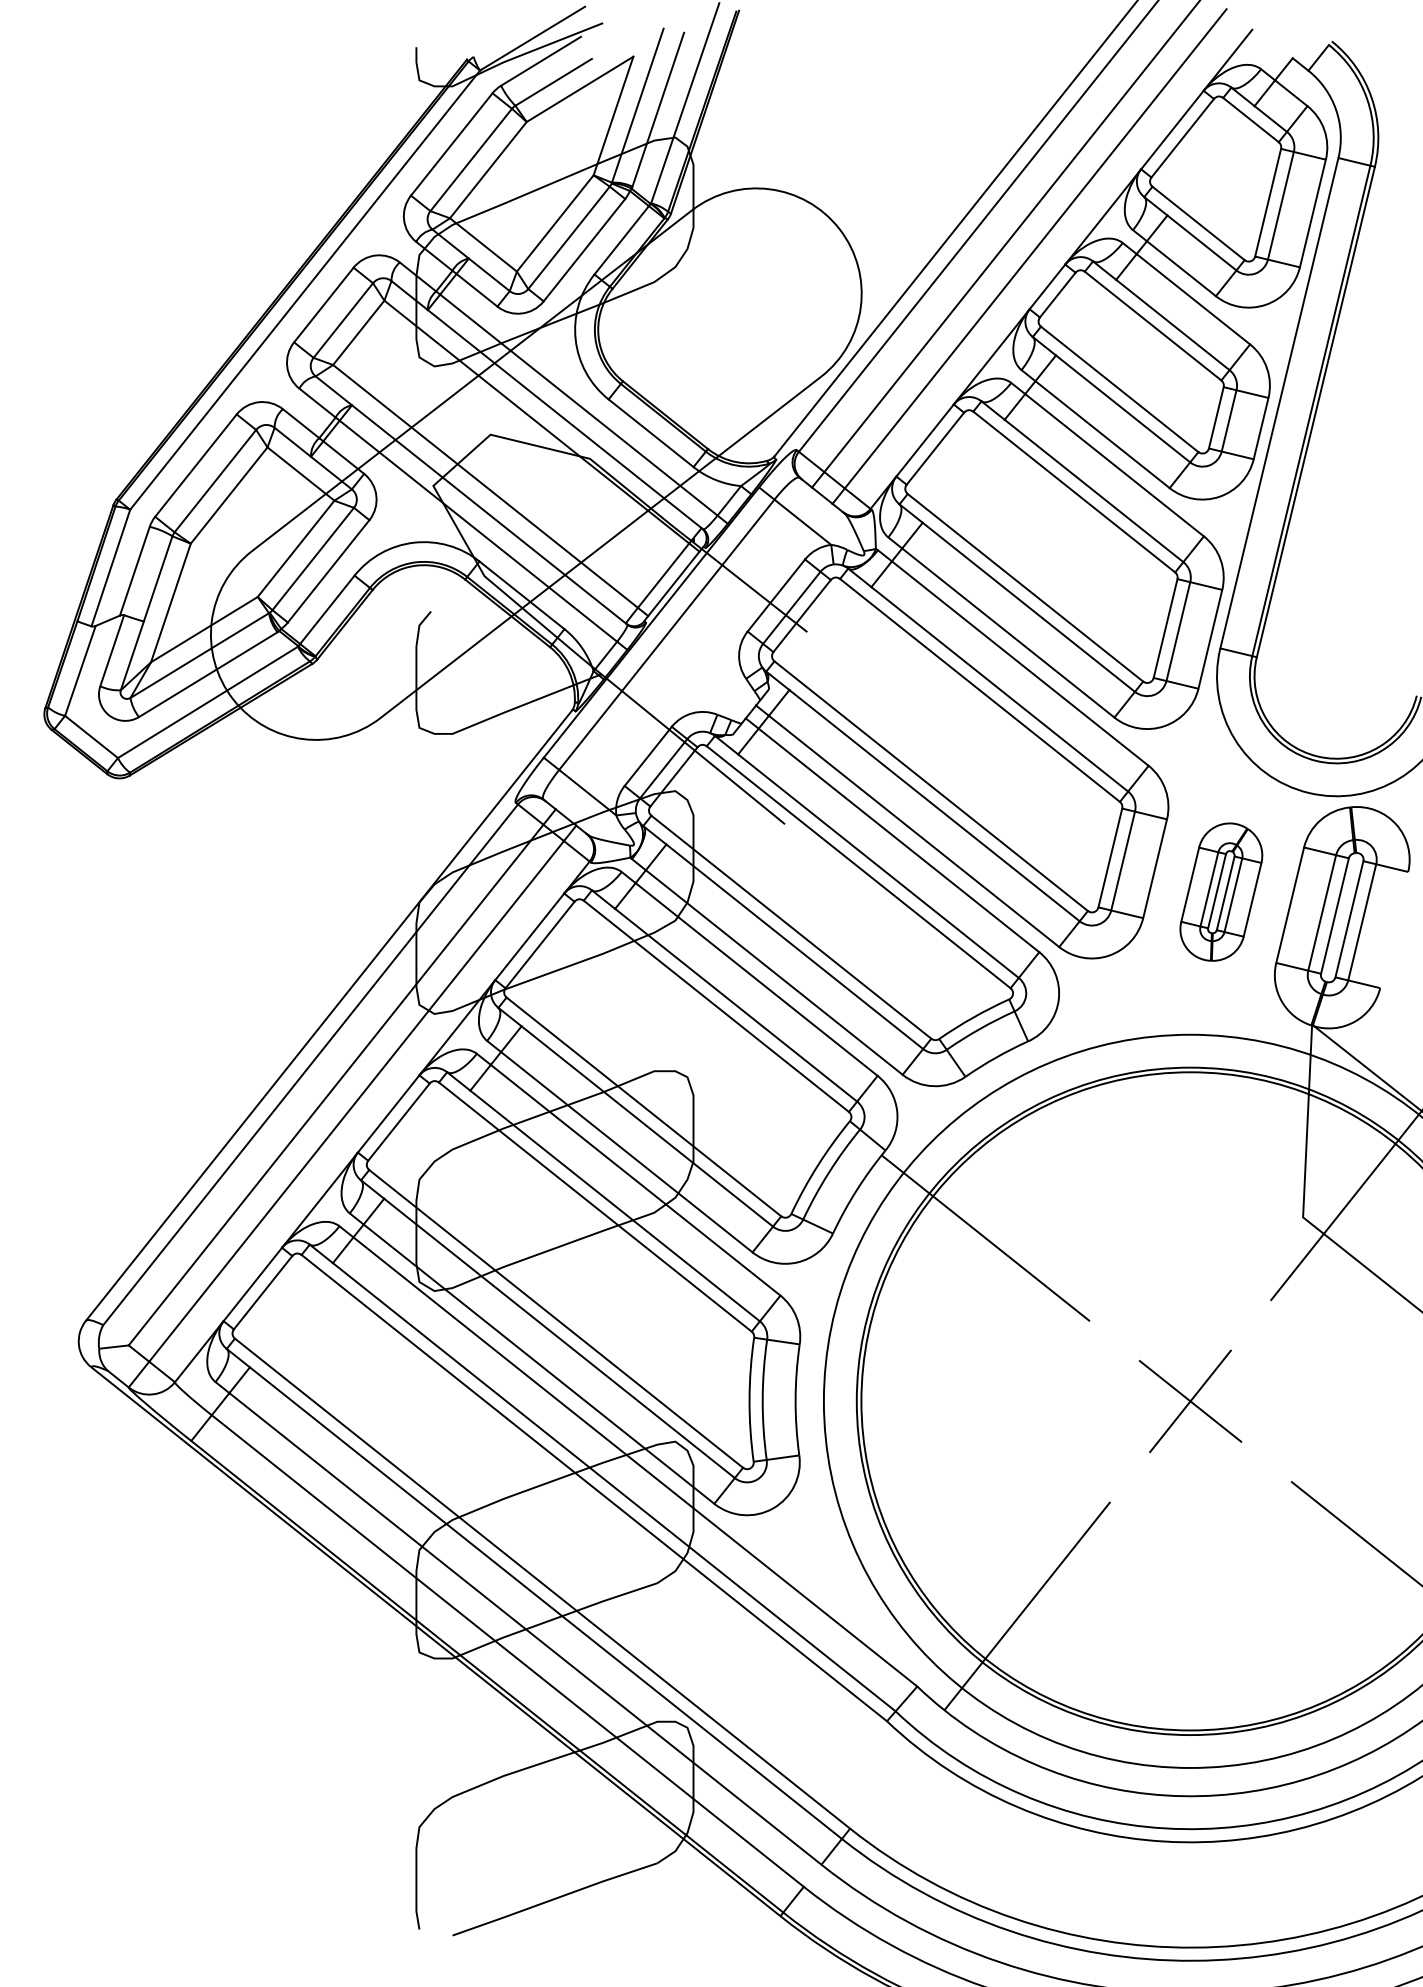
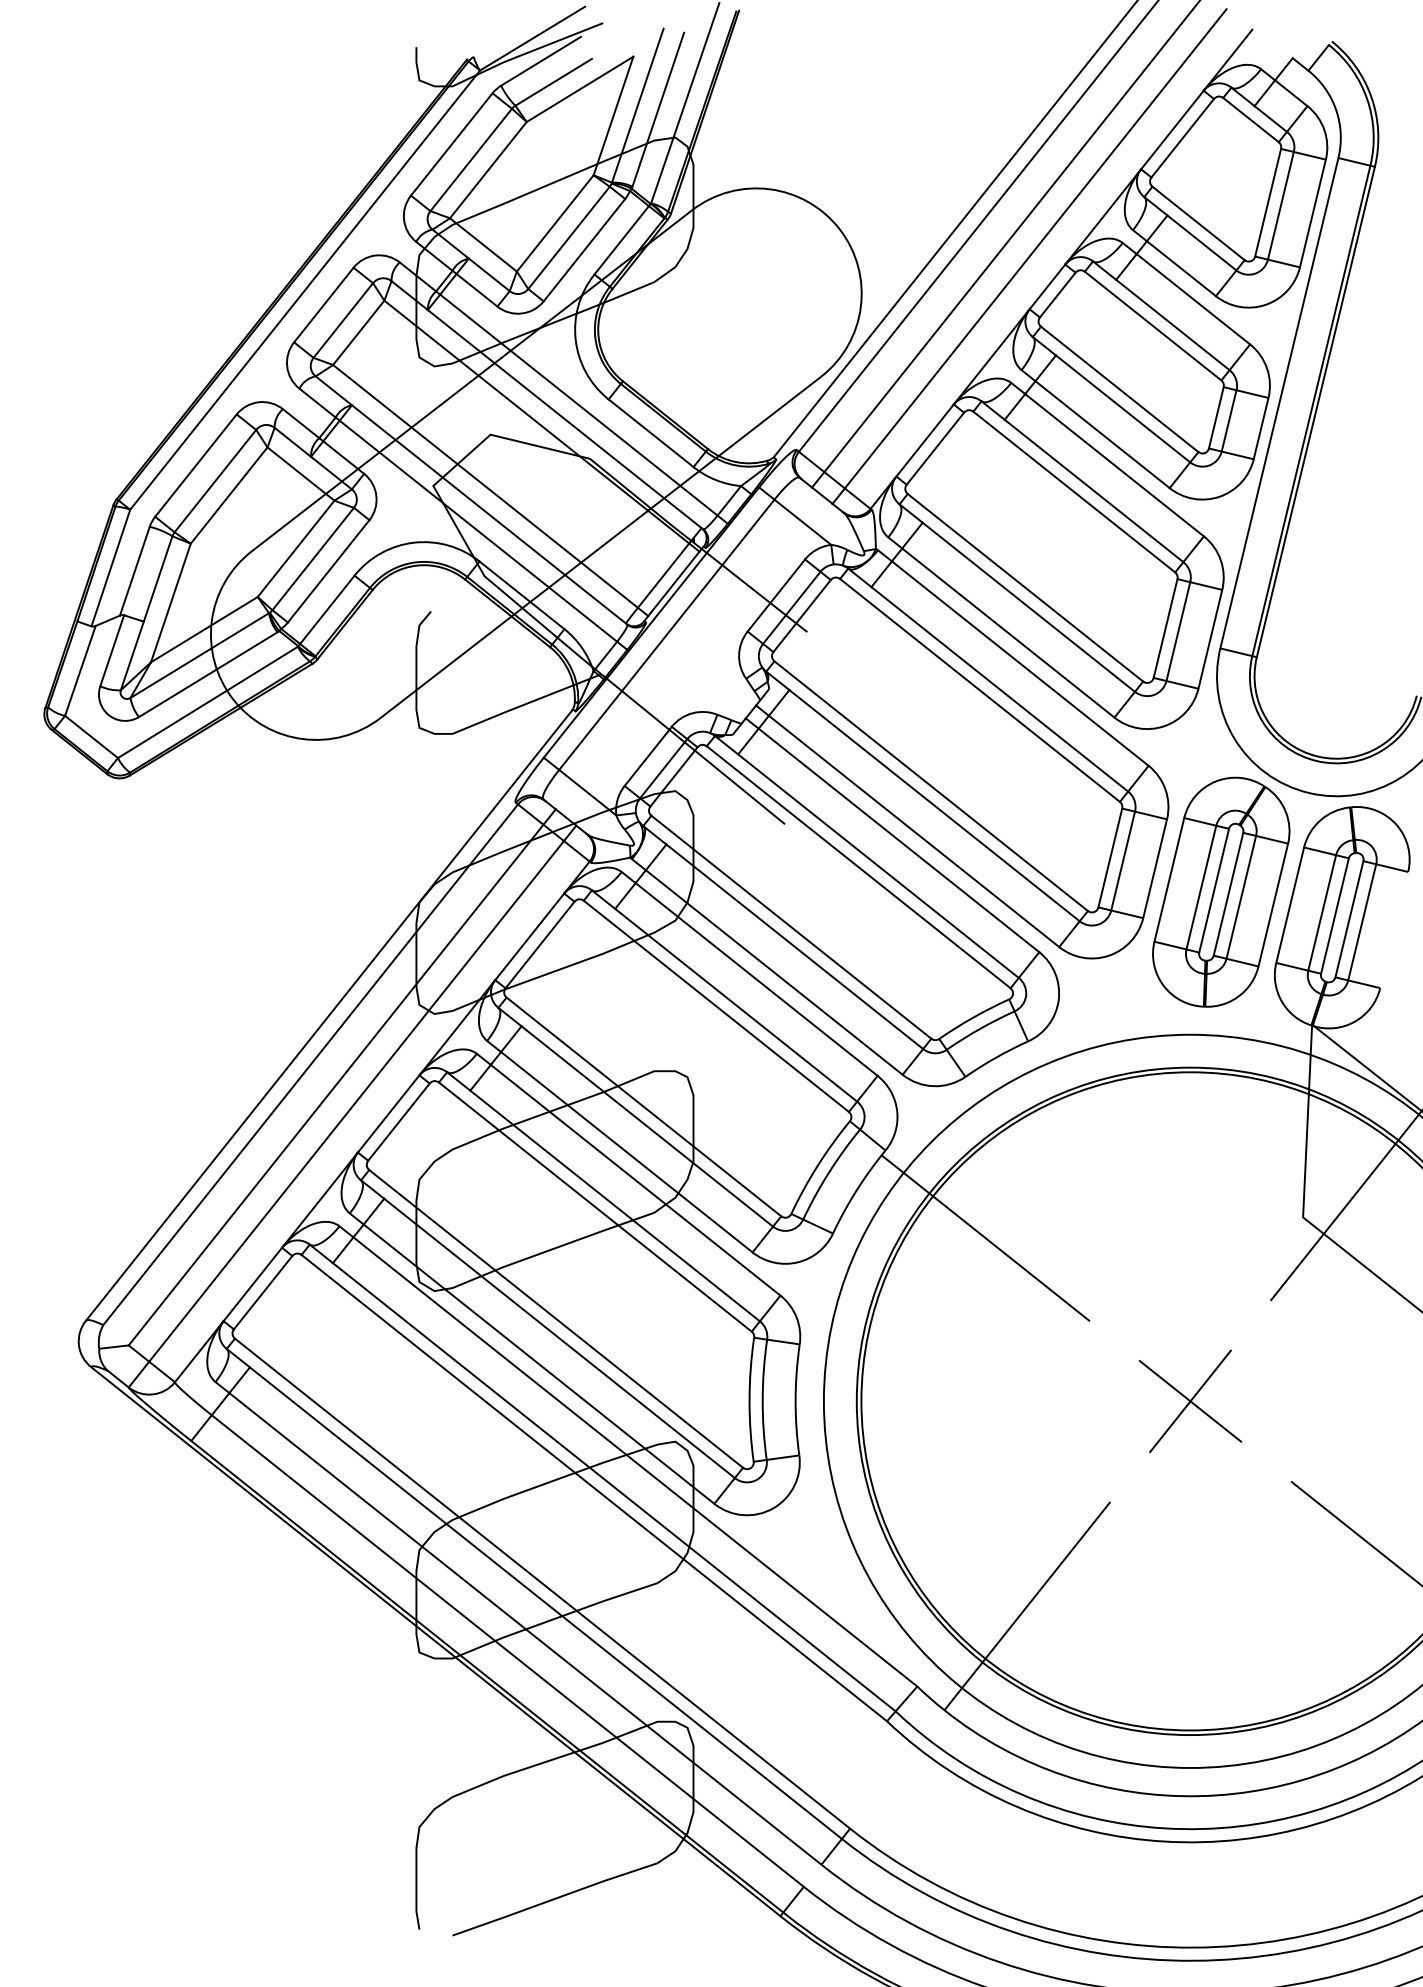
part size: 85x140 px -> 139x232 px (1221, 891)
